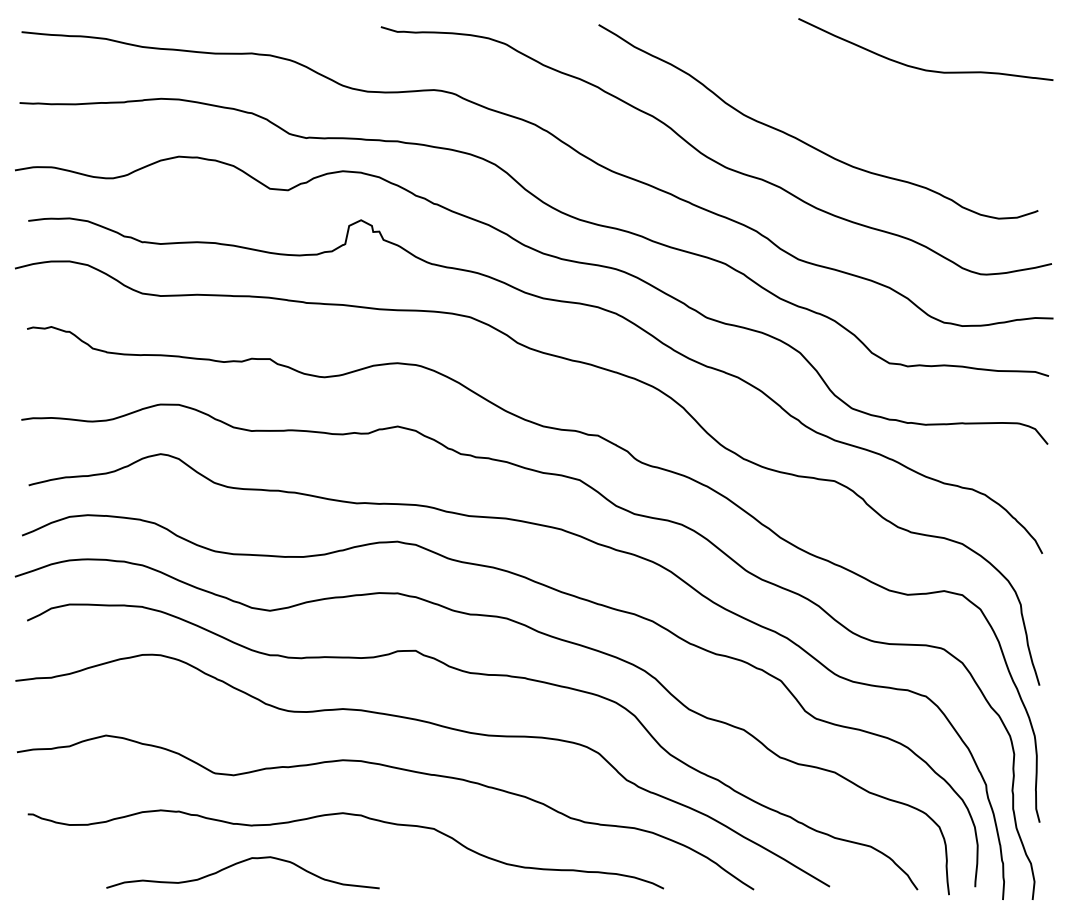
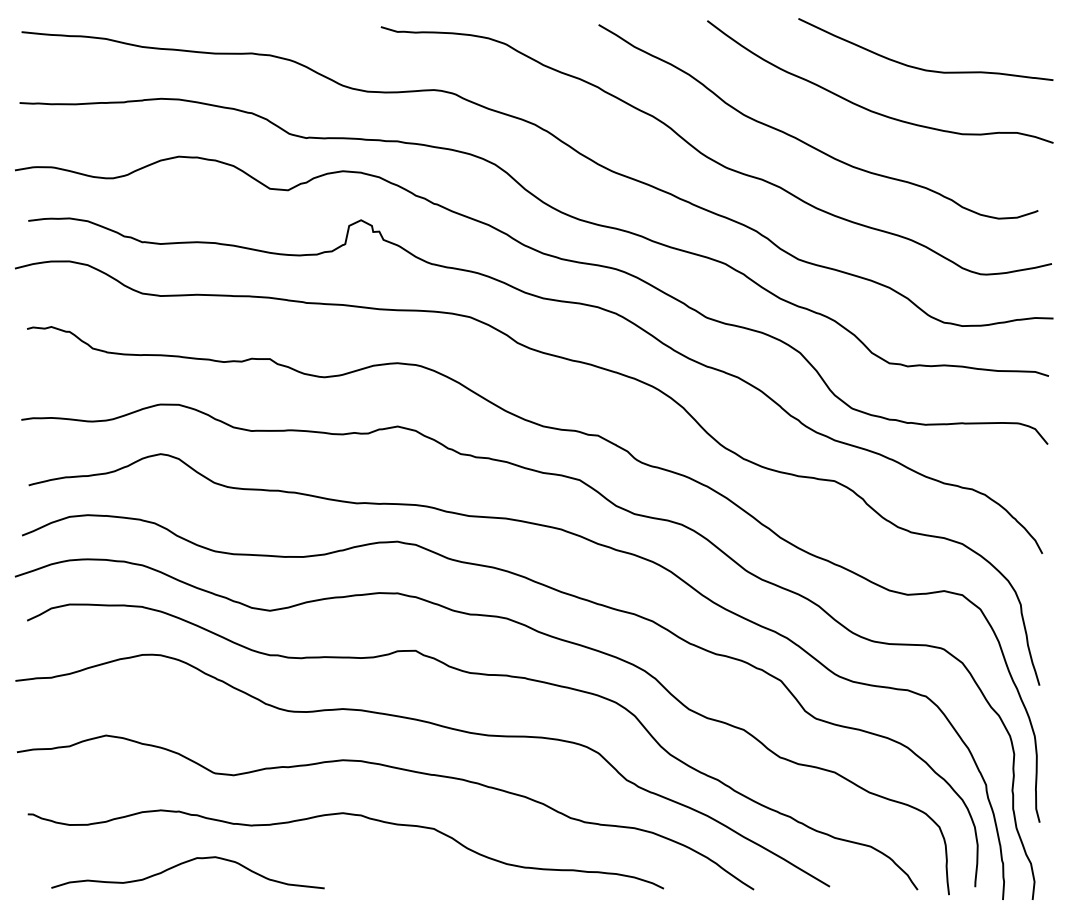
curve: none -> present (870, 109)
curve position: (240, 863) -> (185, 863) (185, 863)
